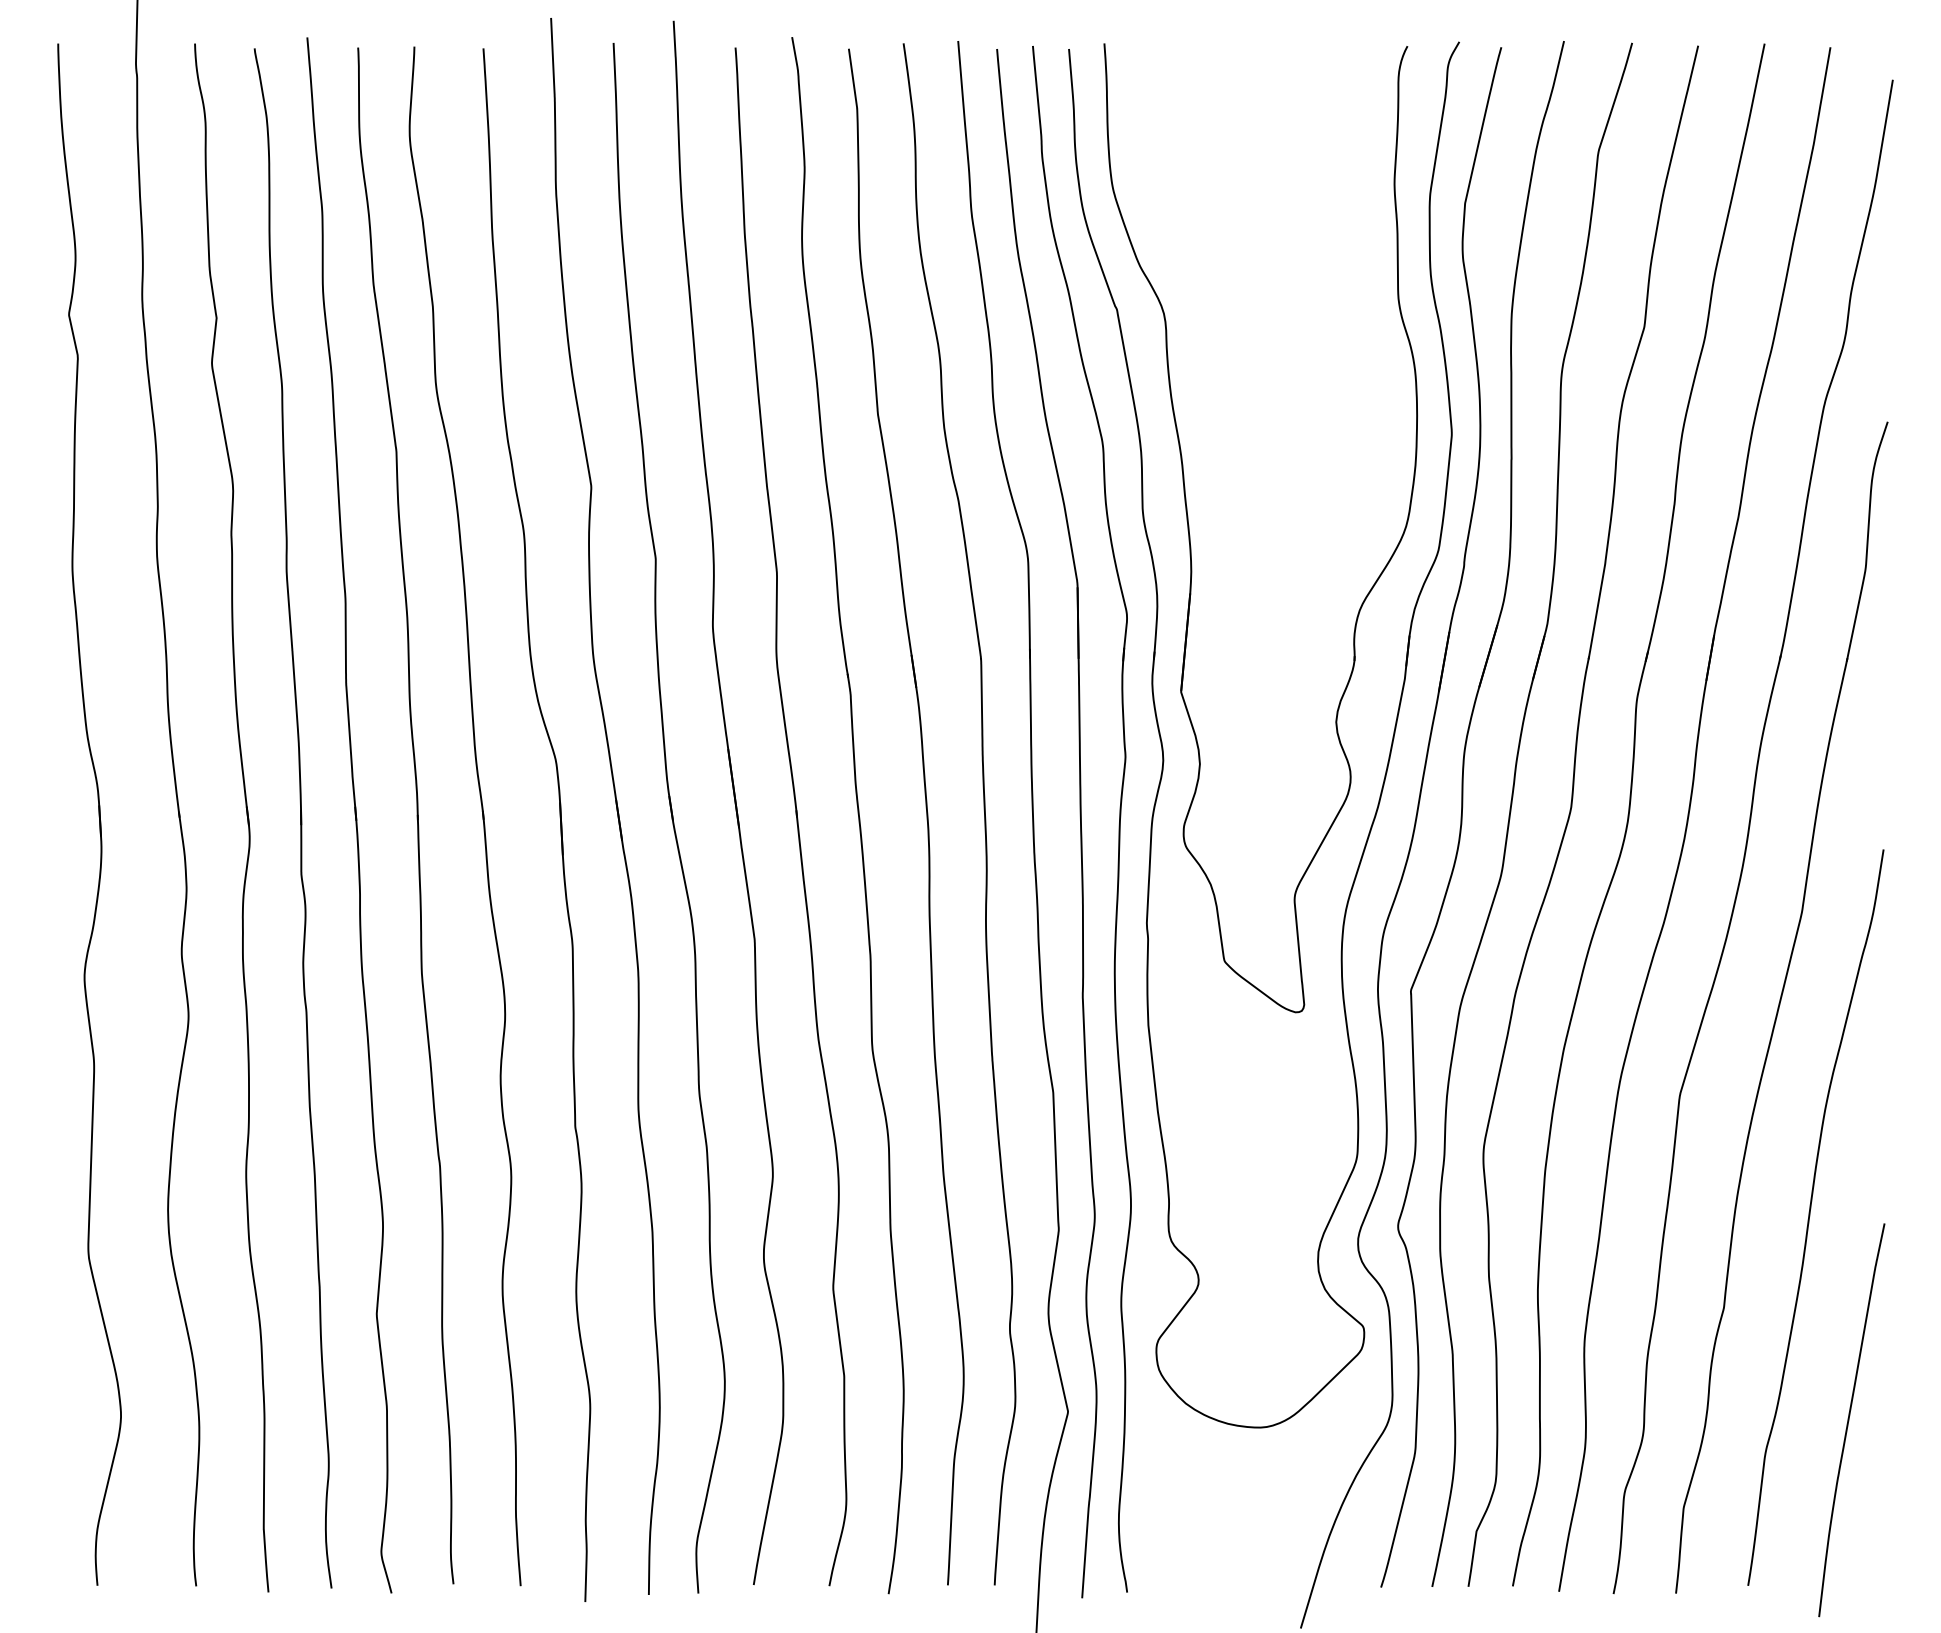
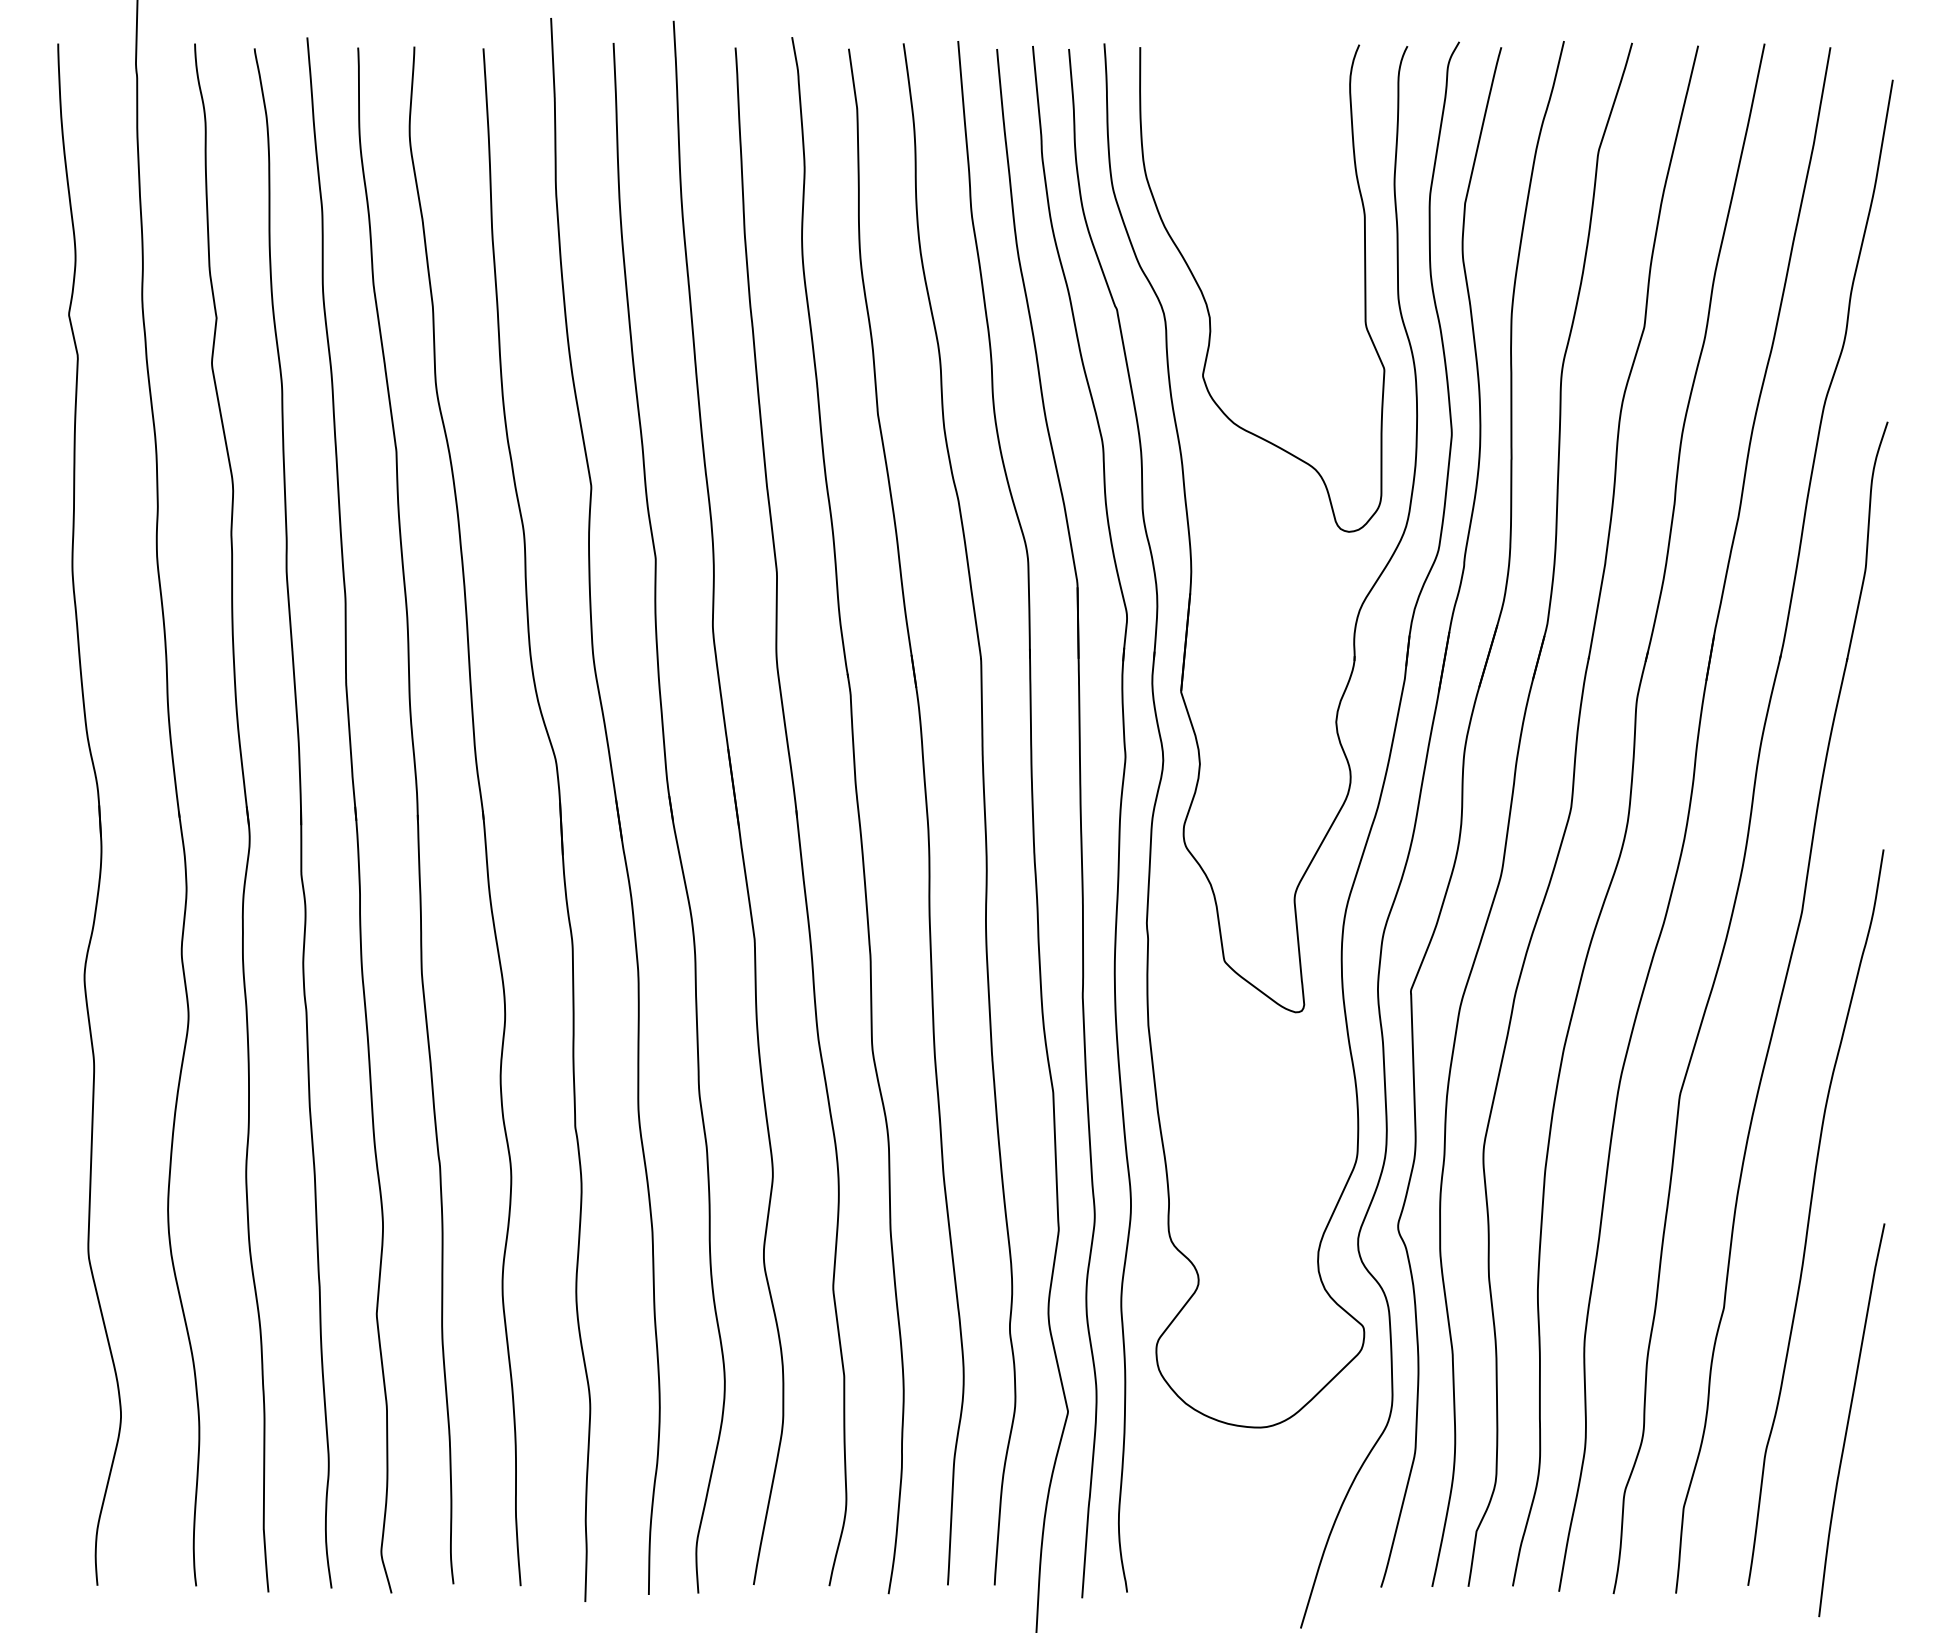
curve: none -> present (1207, 303)
